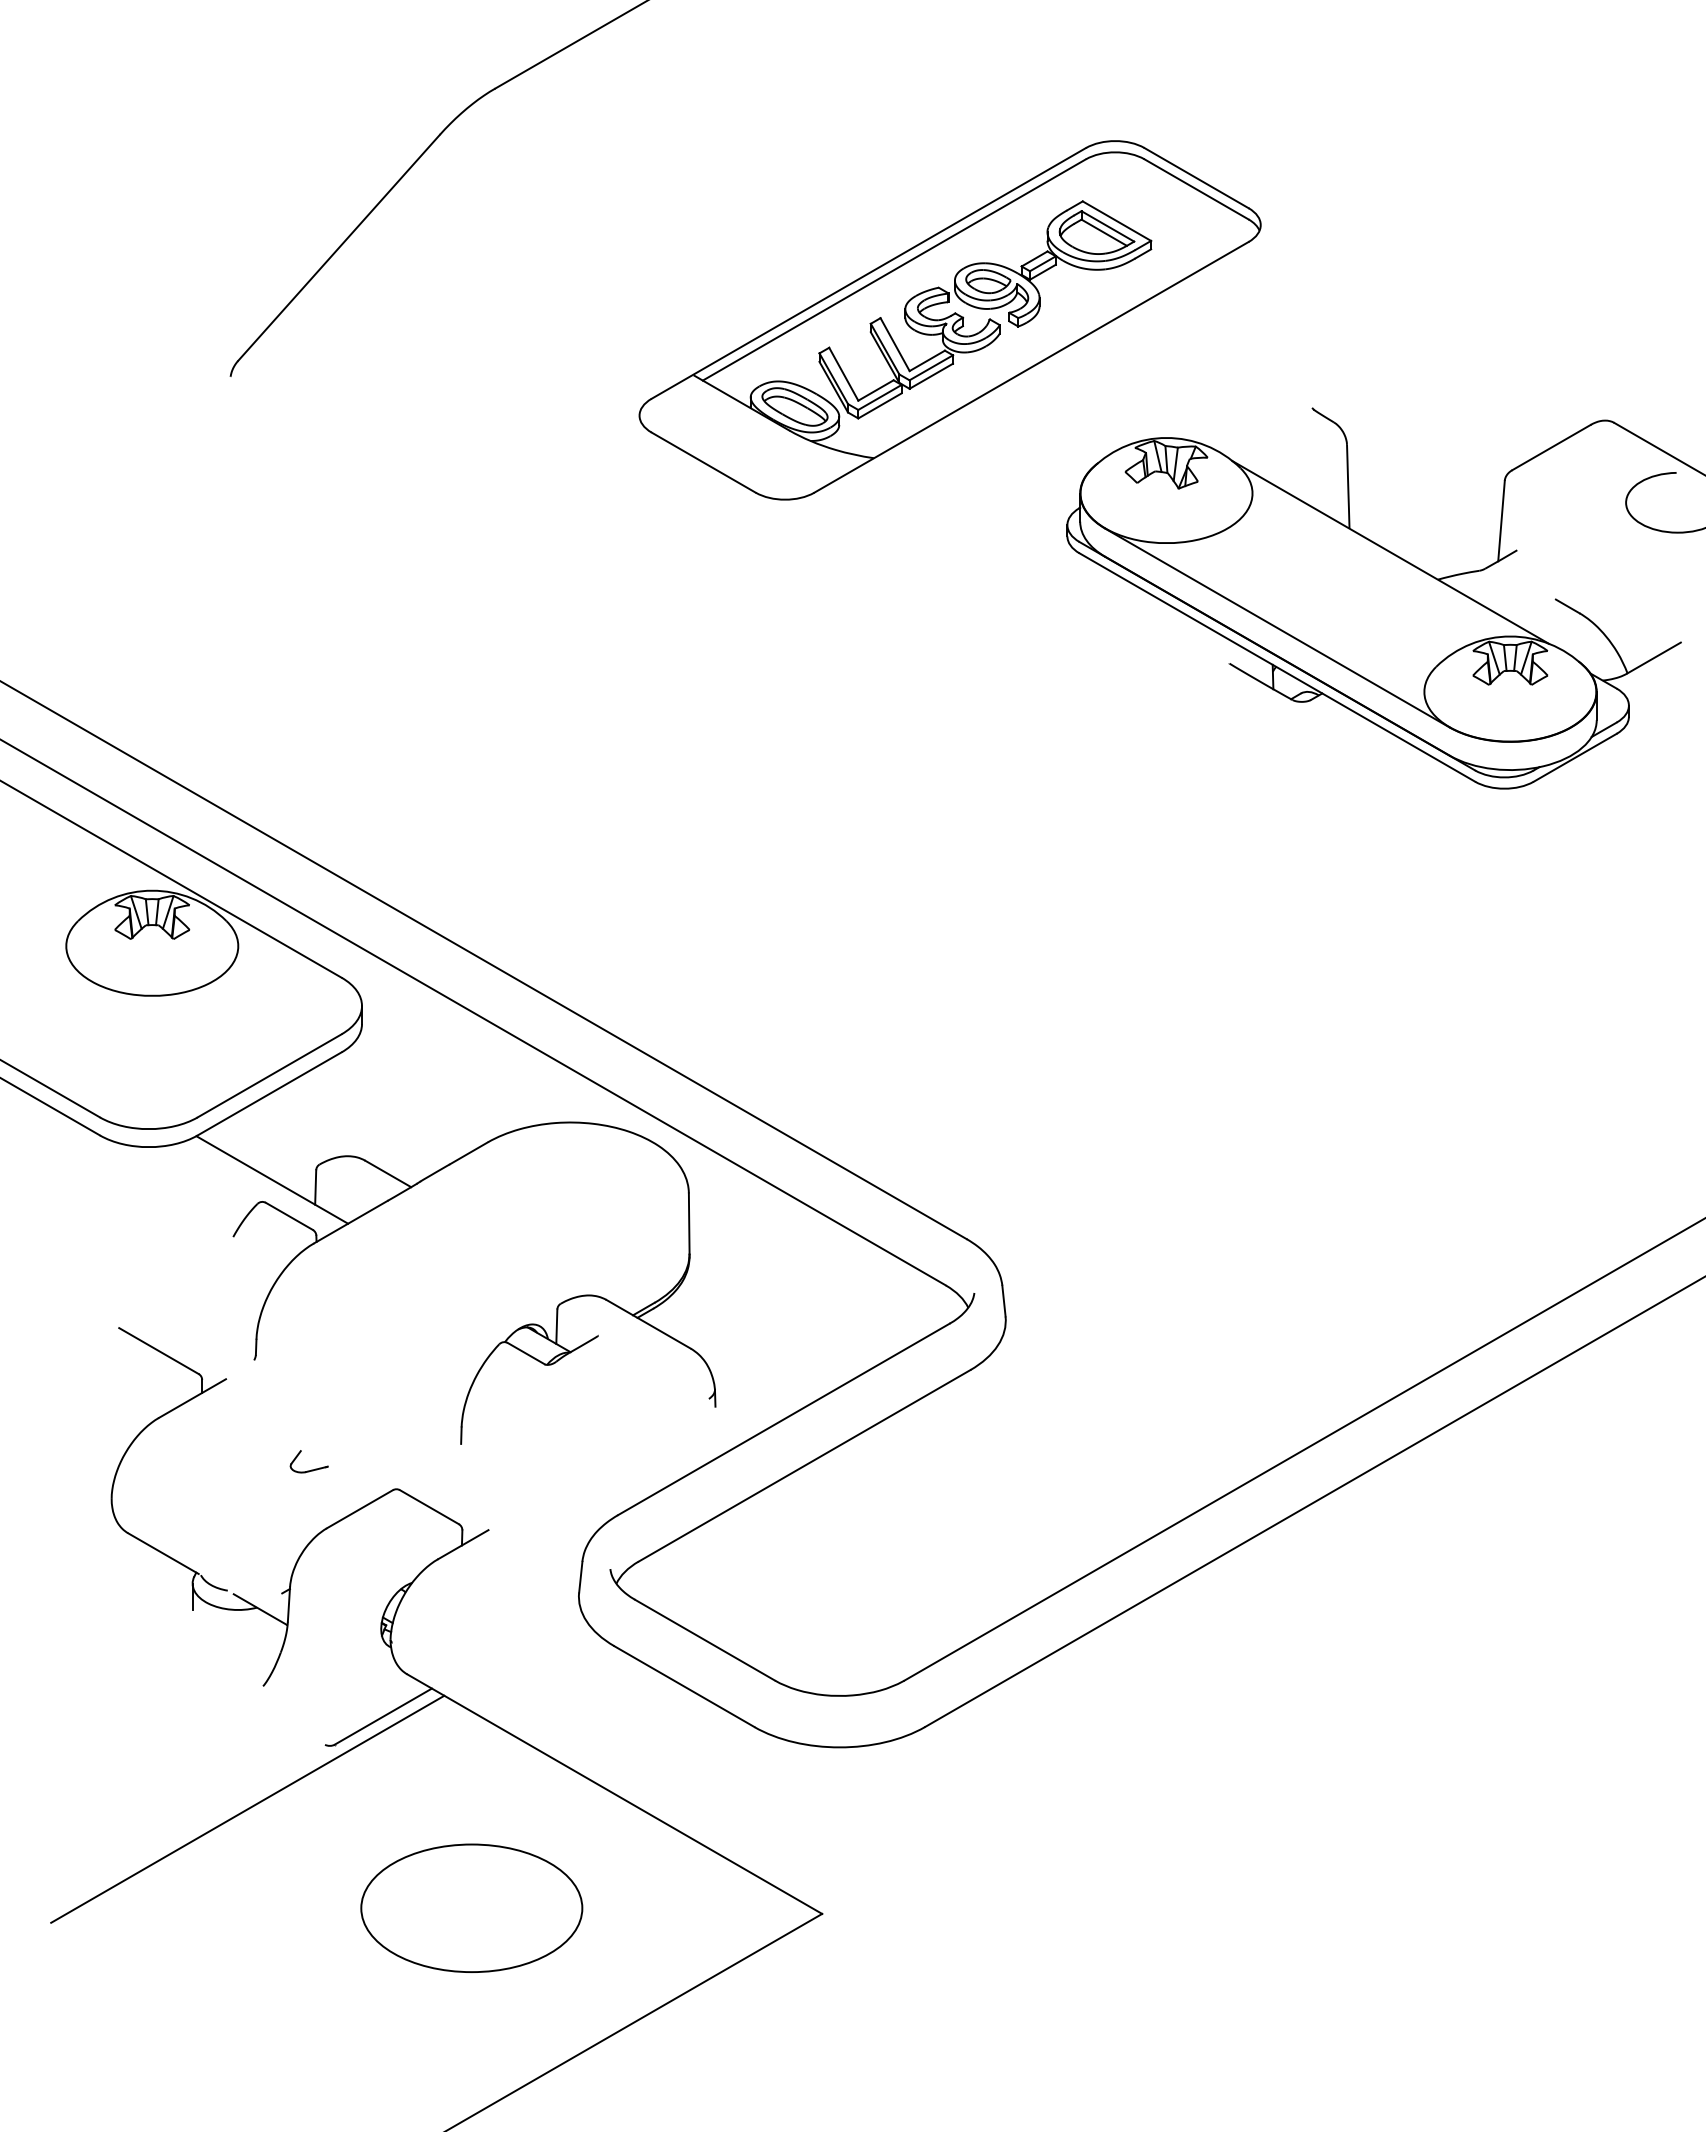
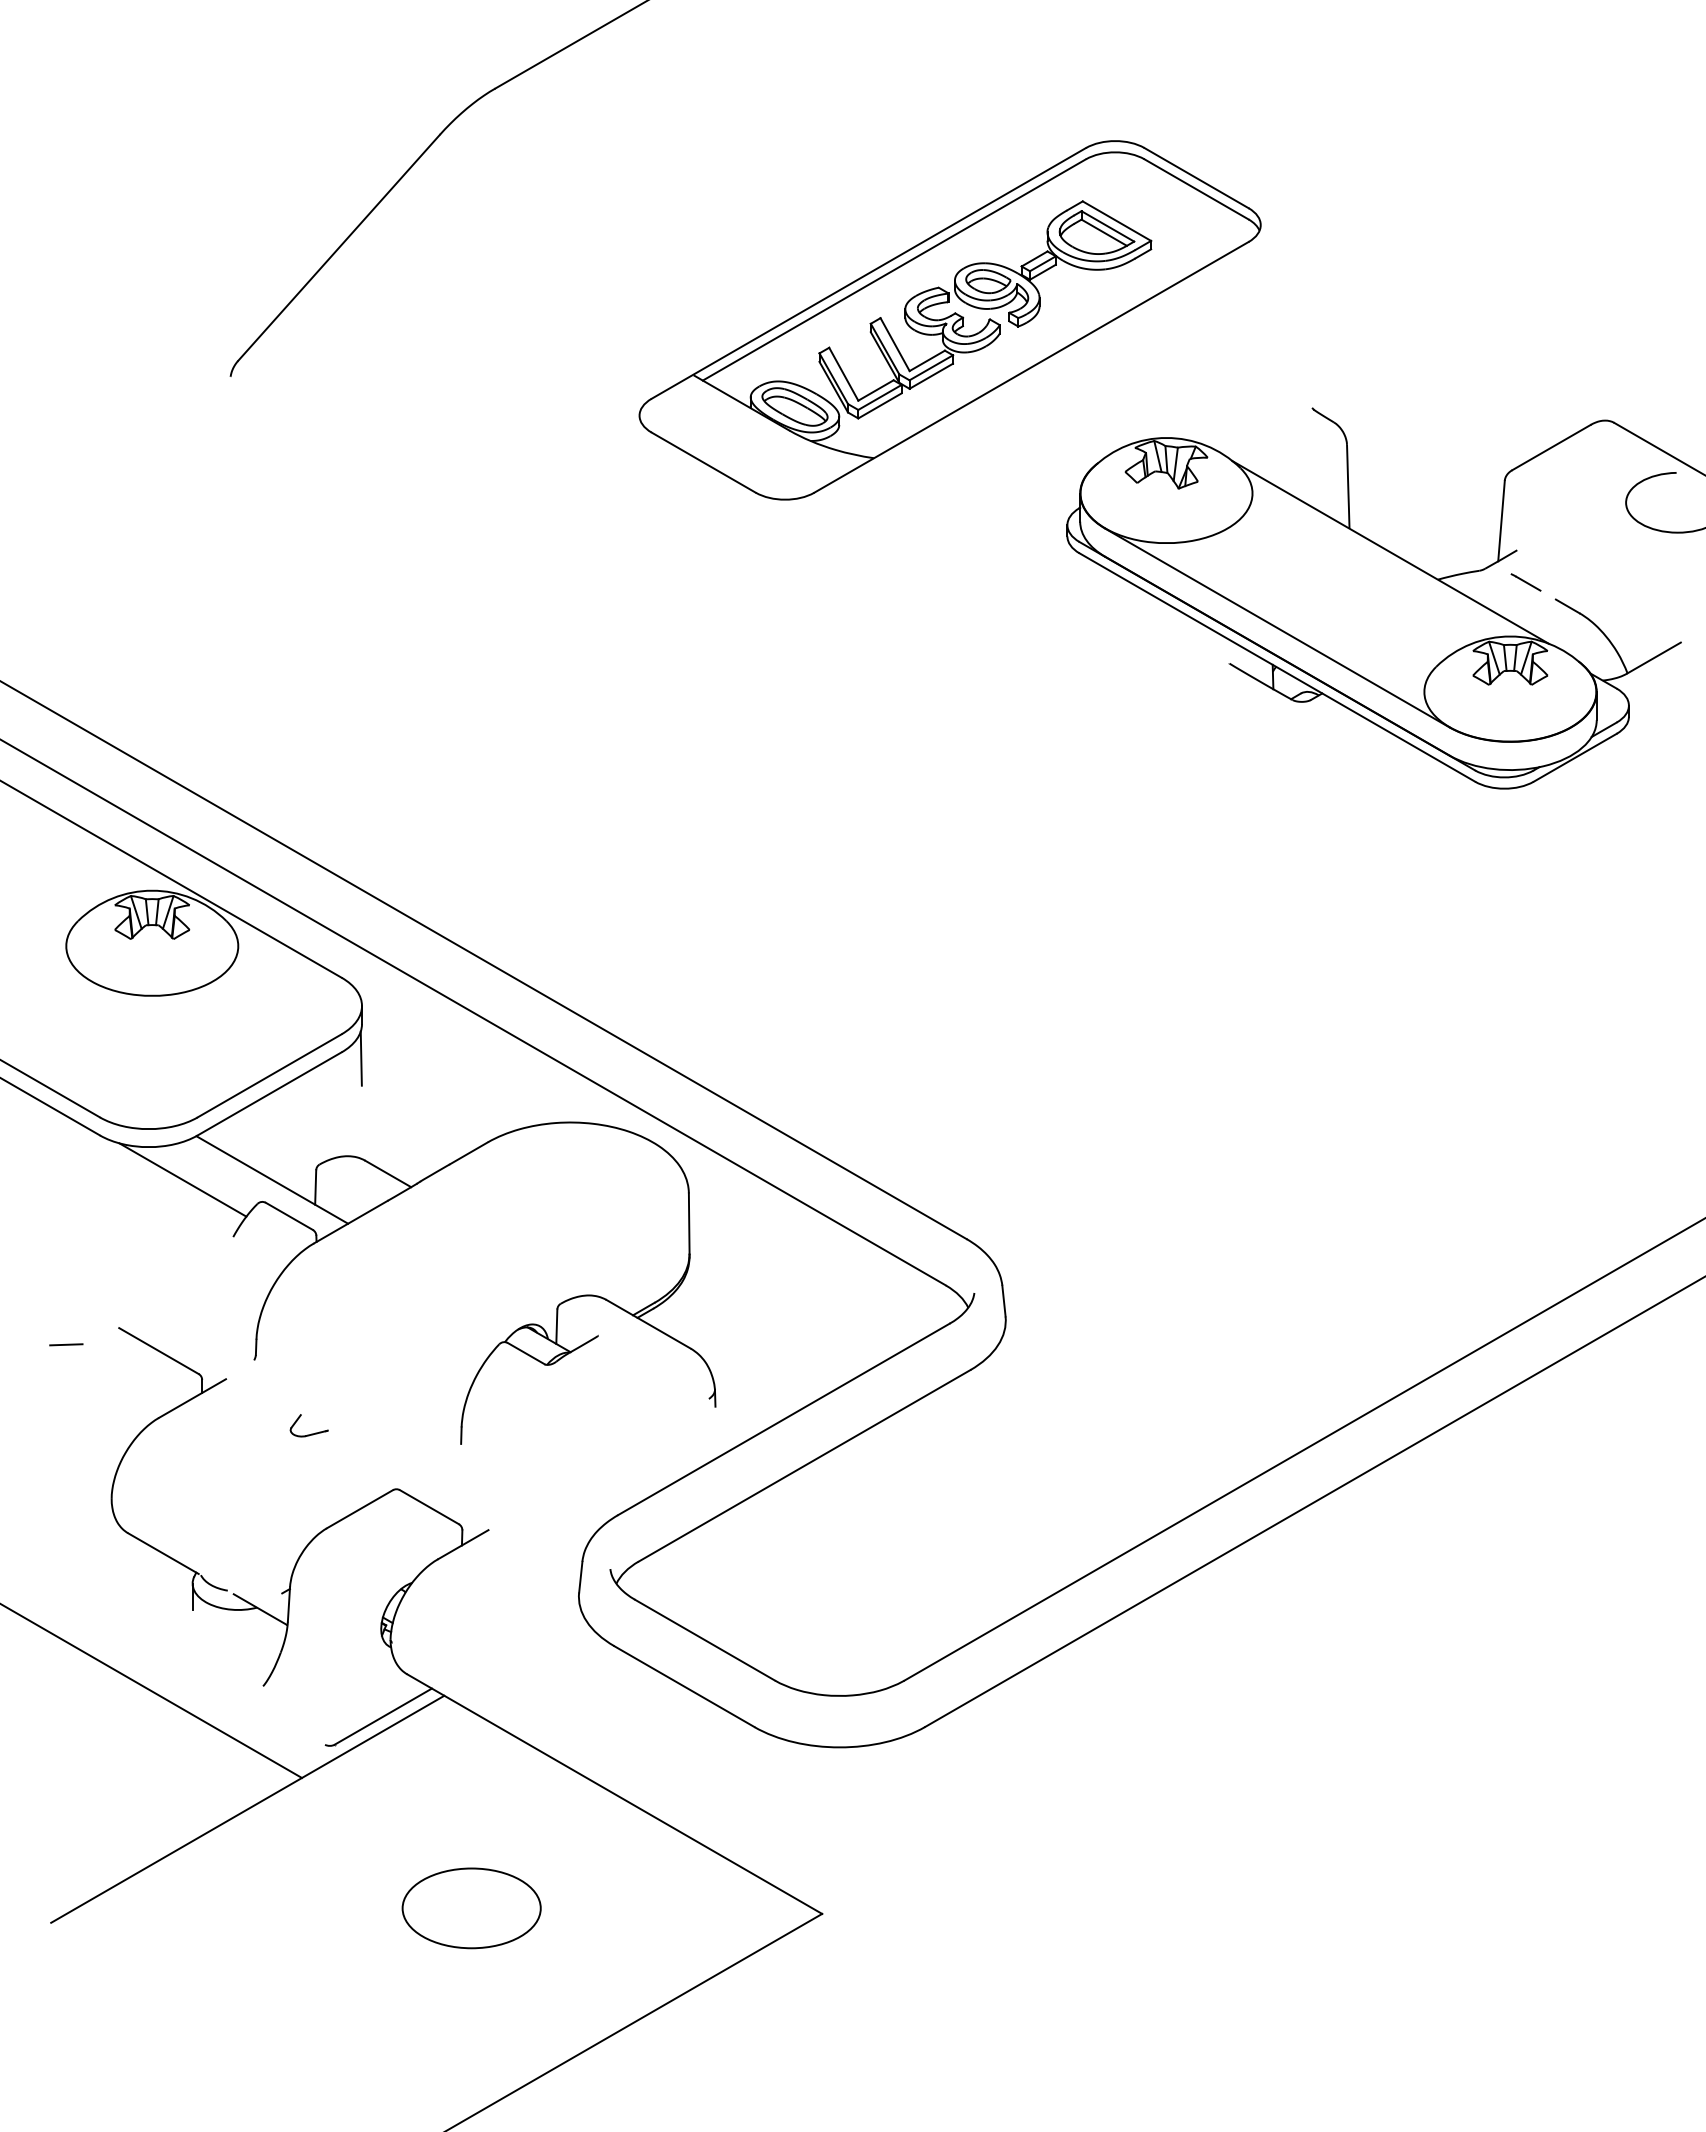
line: none -> present (1525, 582)
line: none -> present (360, 1058)
line: none -> present (182, 1179)
line: none -> present (66, 1344)
part position: (311, 1469) -> (311, 1433) (311, 1433)
line: none -> present (151, 1690)
part size: 224x130 px -> 141x83 px (471, 1908)
